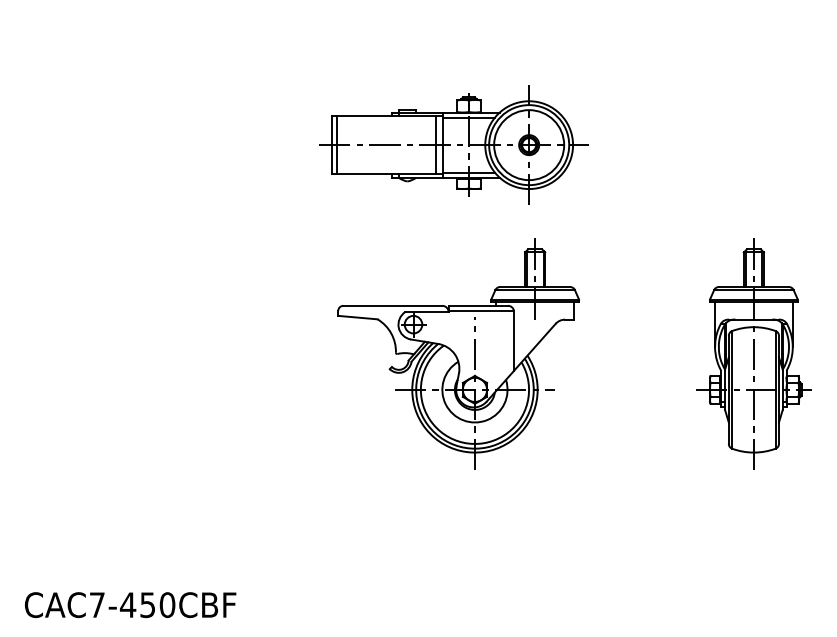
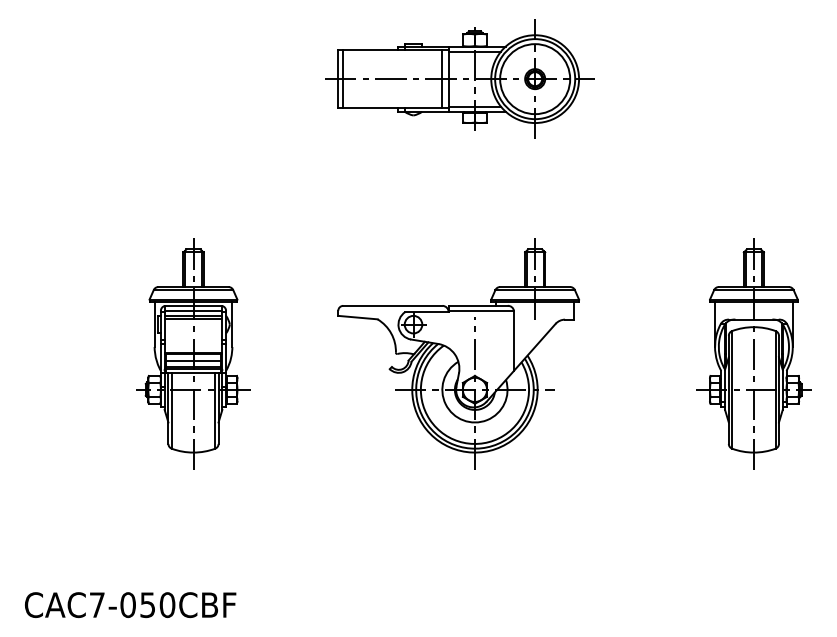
part position: (453, 144) -> (459, 78) (459, 78)
part: none -> present (193, 353)
text: CAC7-450CBF -> CAC7-050CBF (128, 605)
